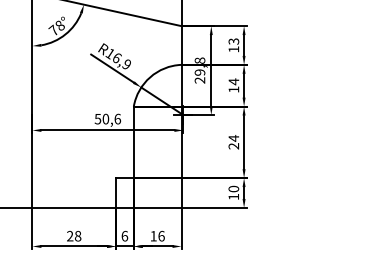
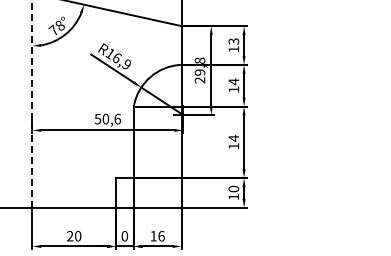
line: solid -> dashed (32, 104)
text: 24 -> 14 (233, 146)
text: 28 -> 20 (78, 236)
text: 6 -> 0 (124, 236)
